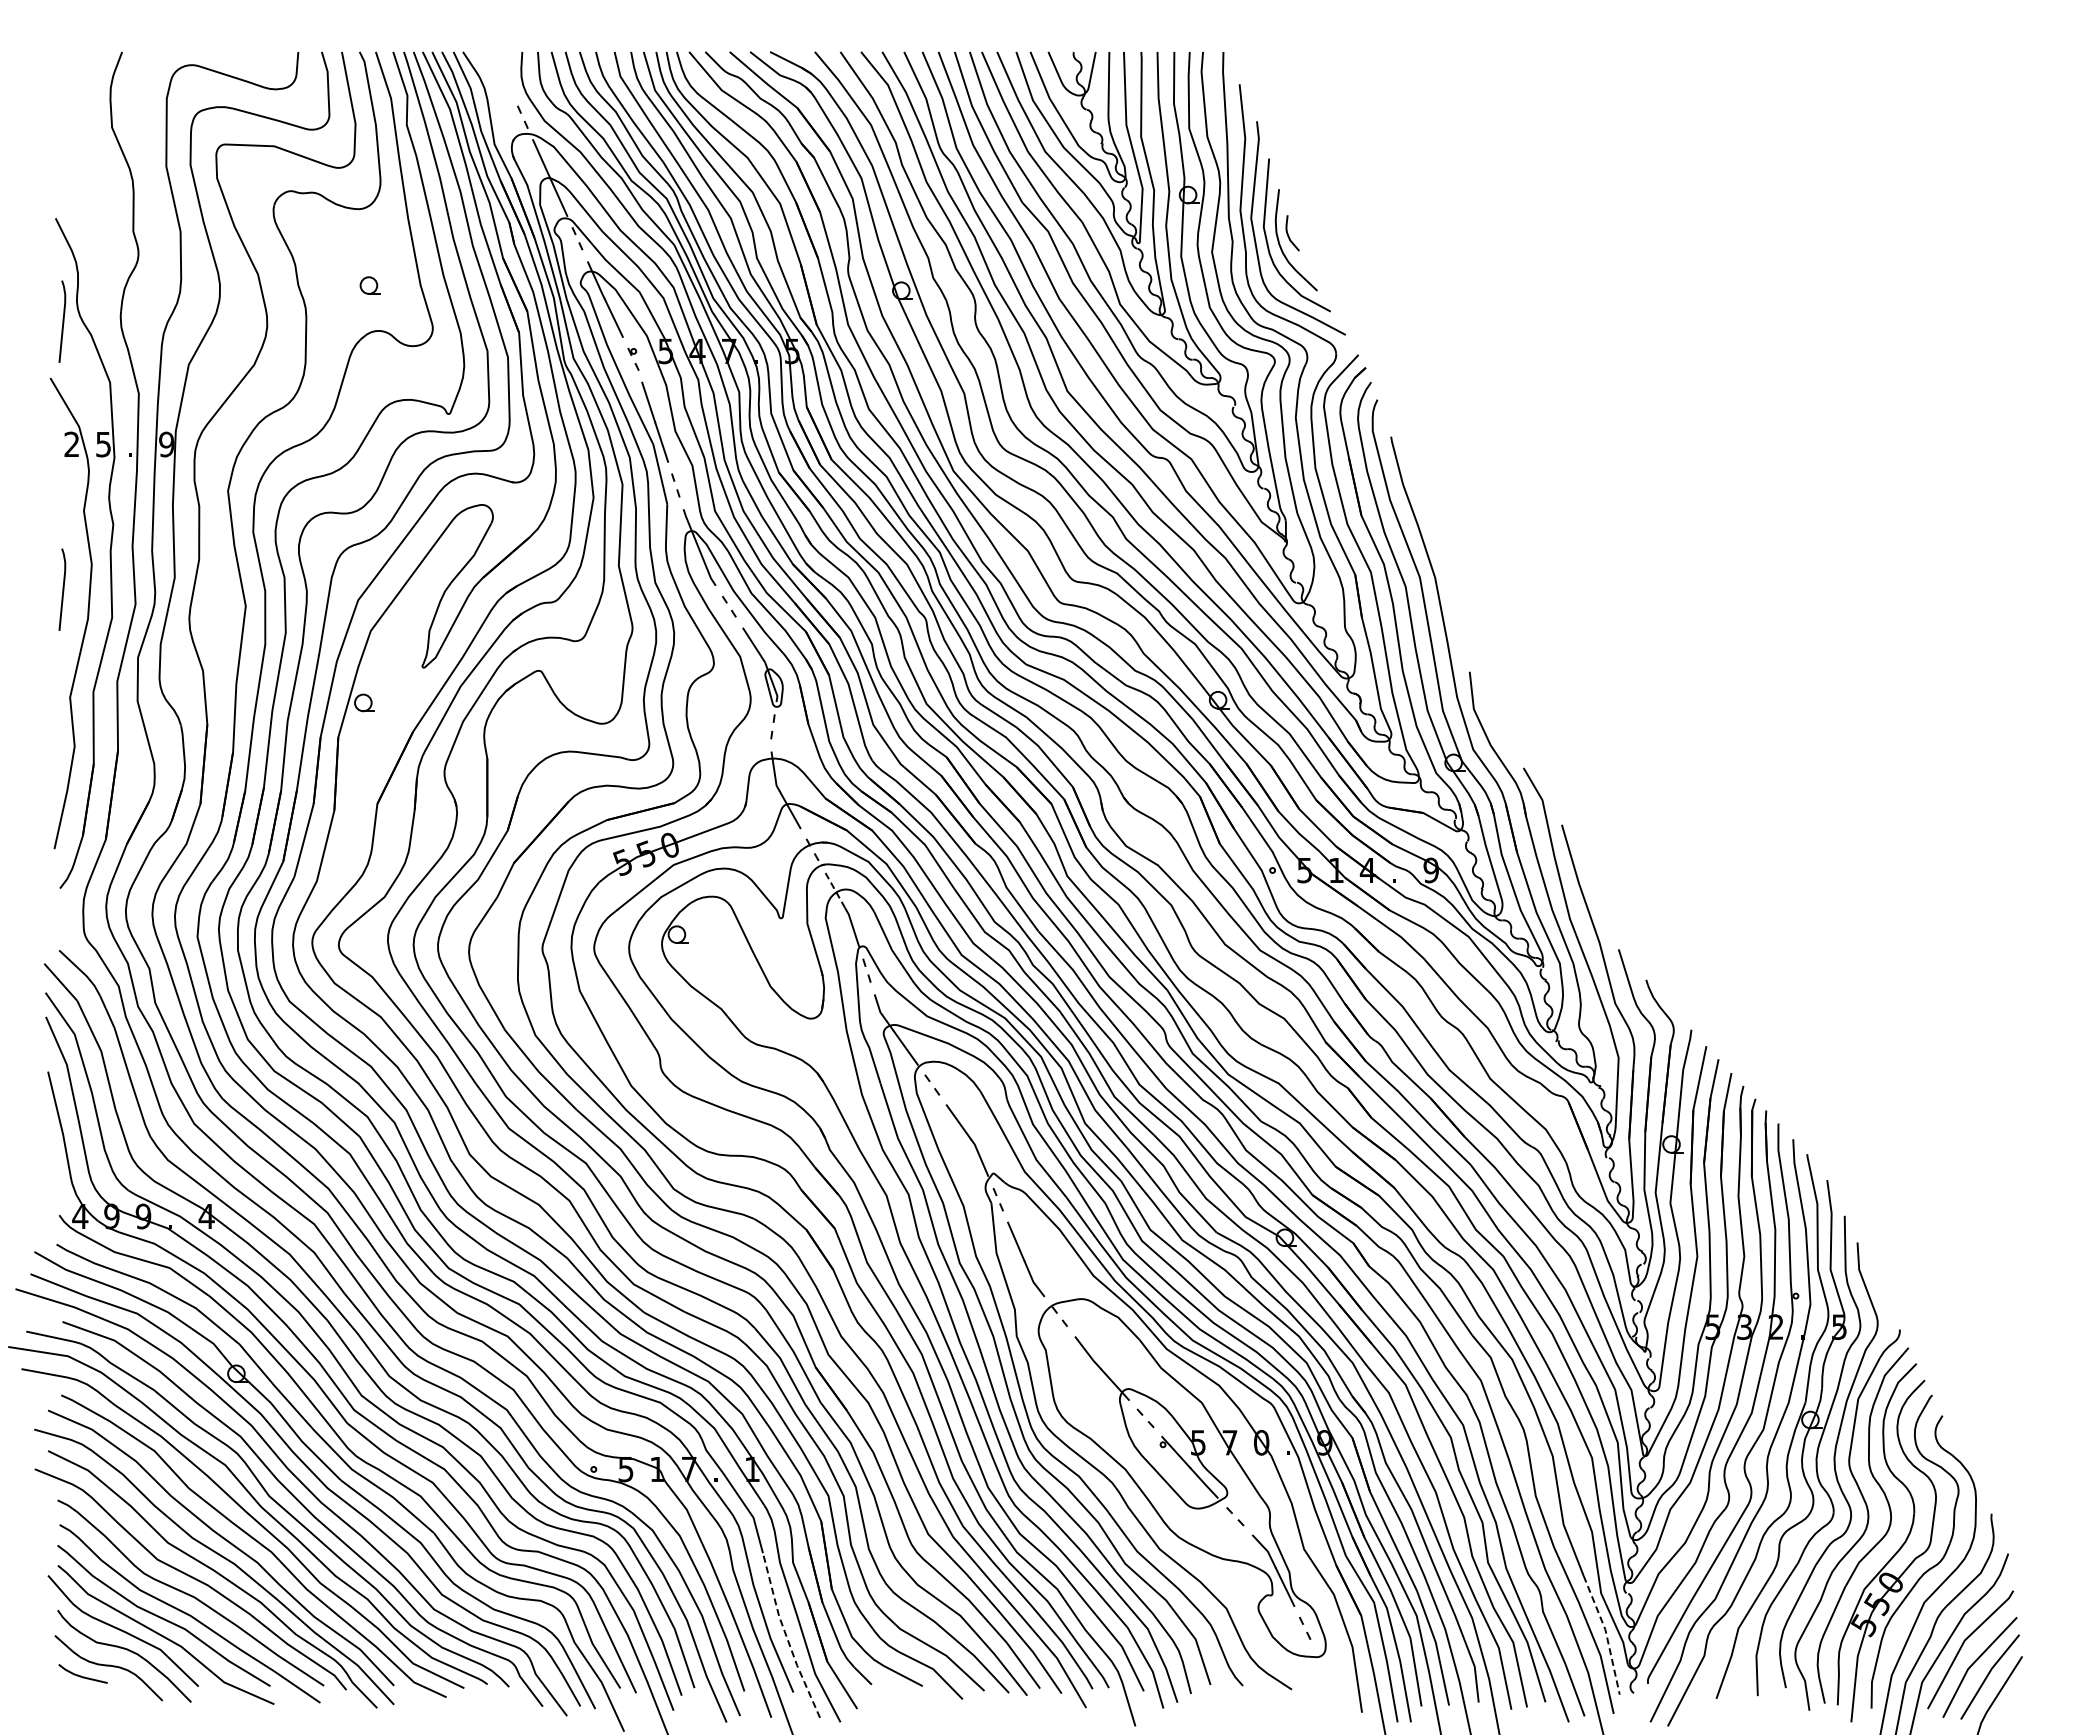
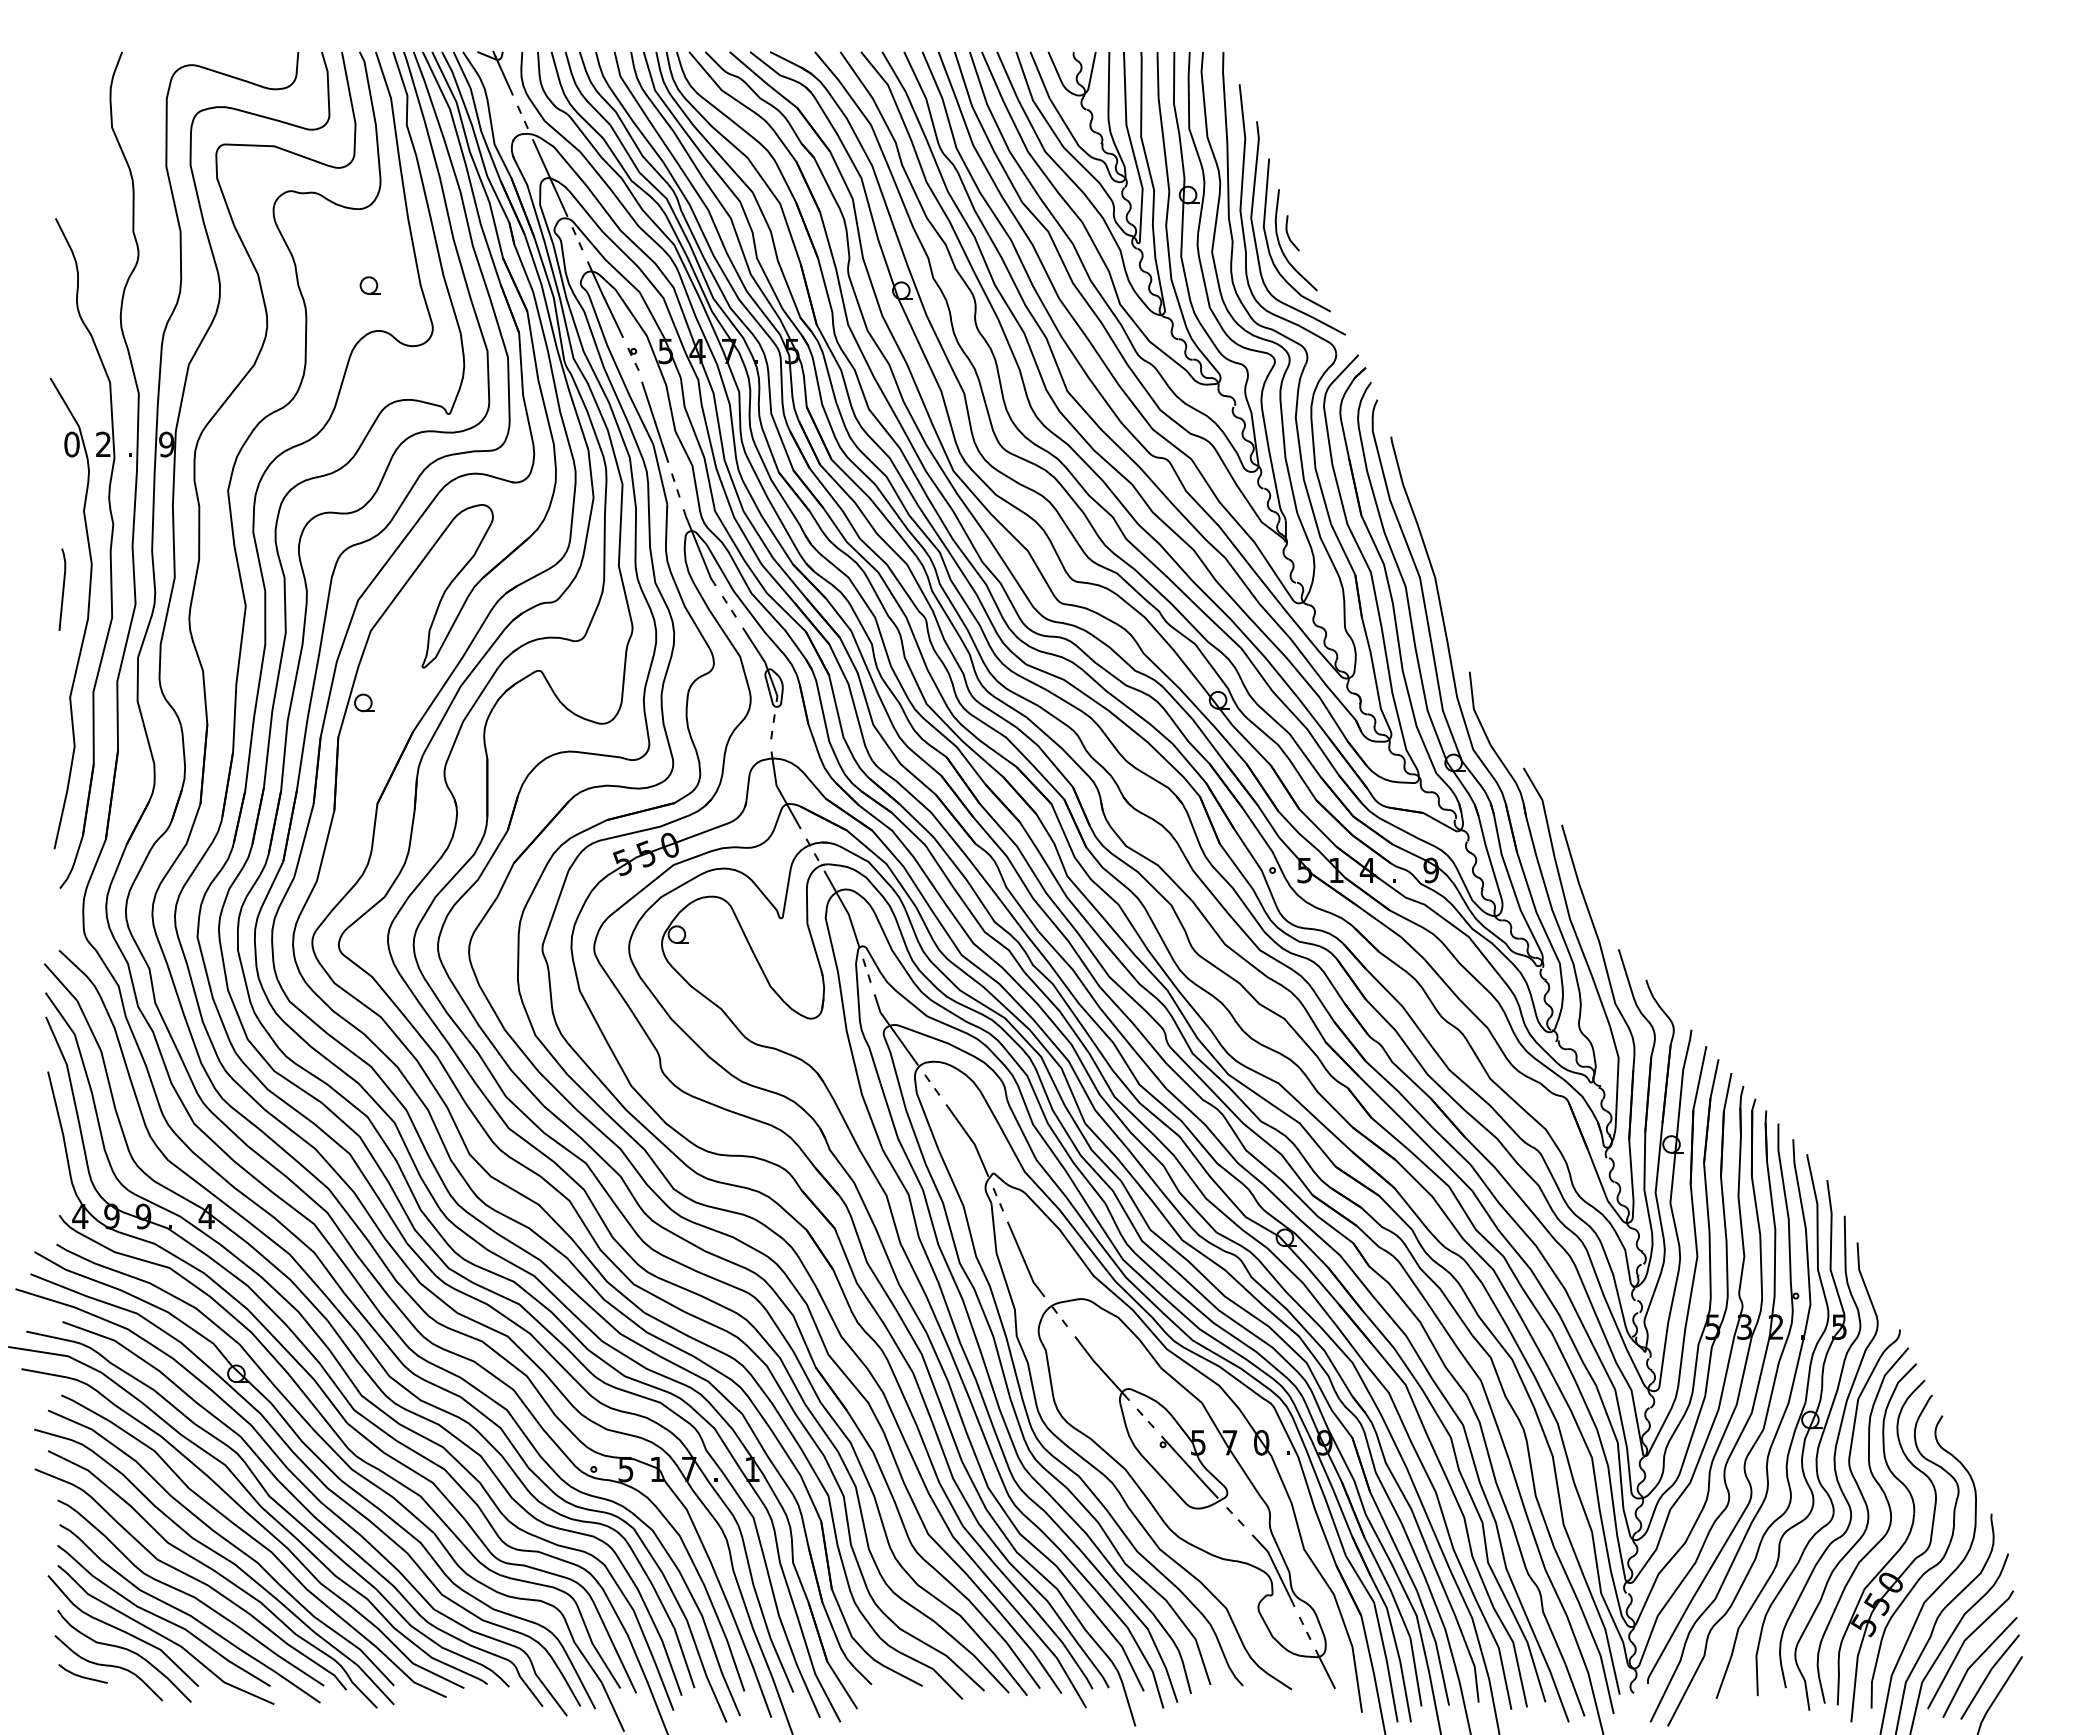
part: none -> present (495, 72)
line: present -> none (62, 321)
text: 2 -> 0 (71, 444)
text: 5 -> 2 (103, 444)
line: dashed -> solid (834, 889)
line: dashed -> solid (1606, 1633)
line: dashed -> solid (786, 1637)
line: none -> present (1325, 1669)
